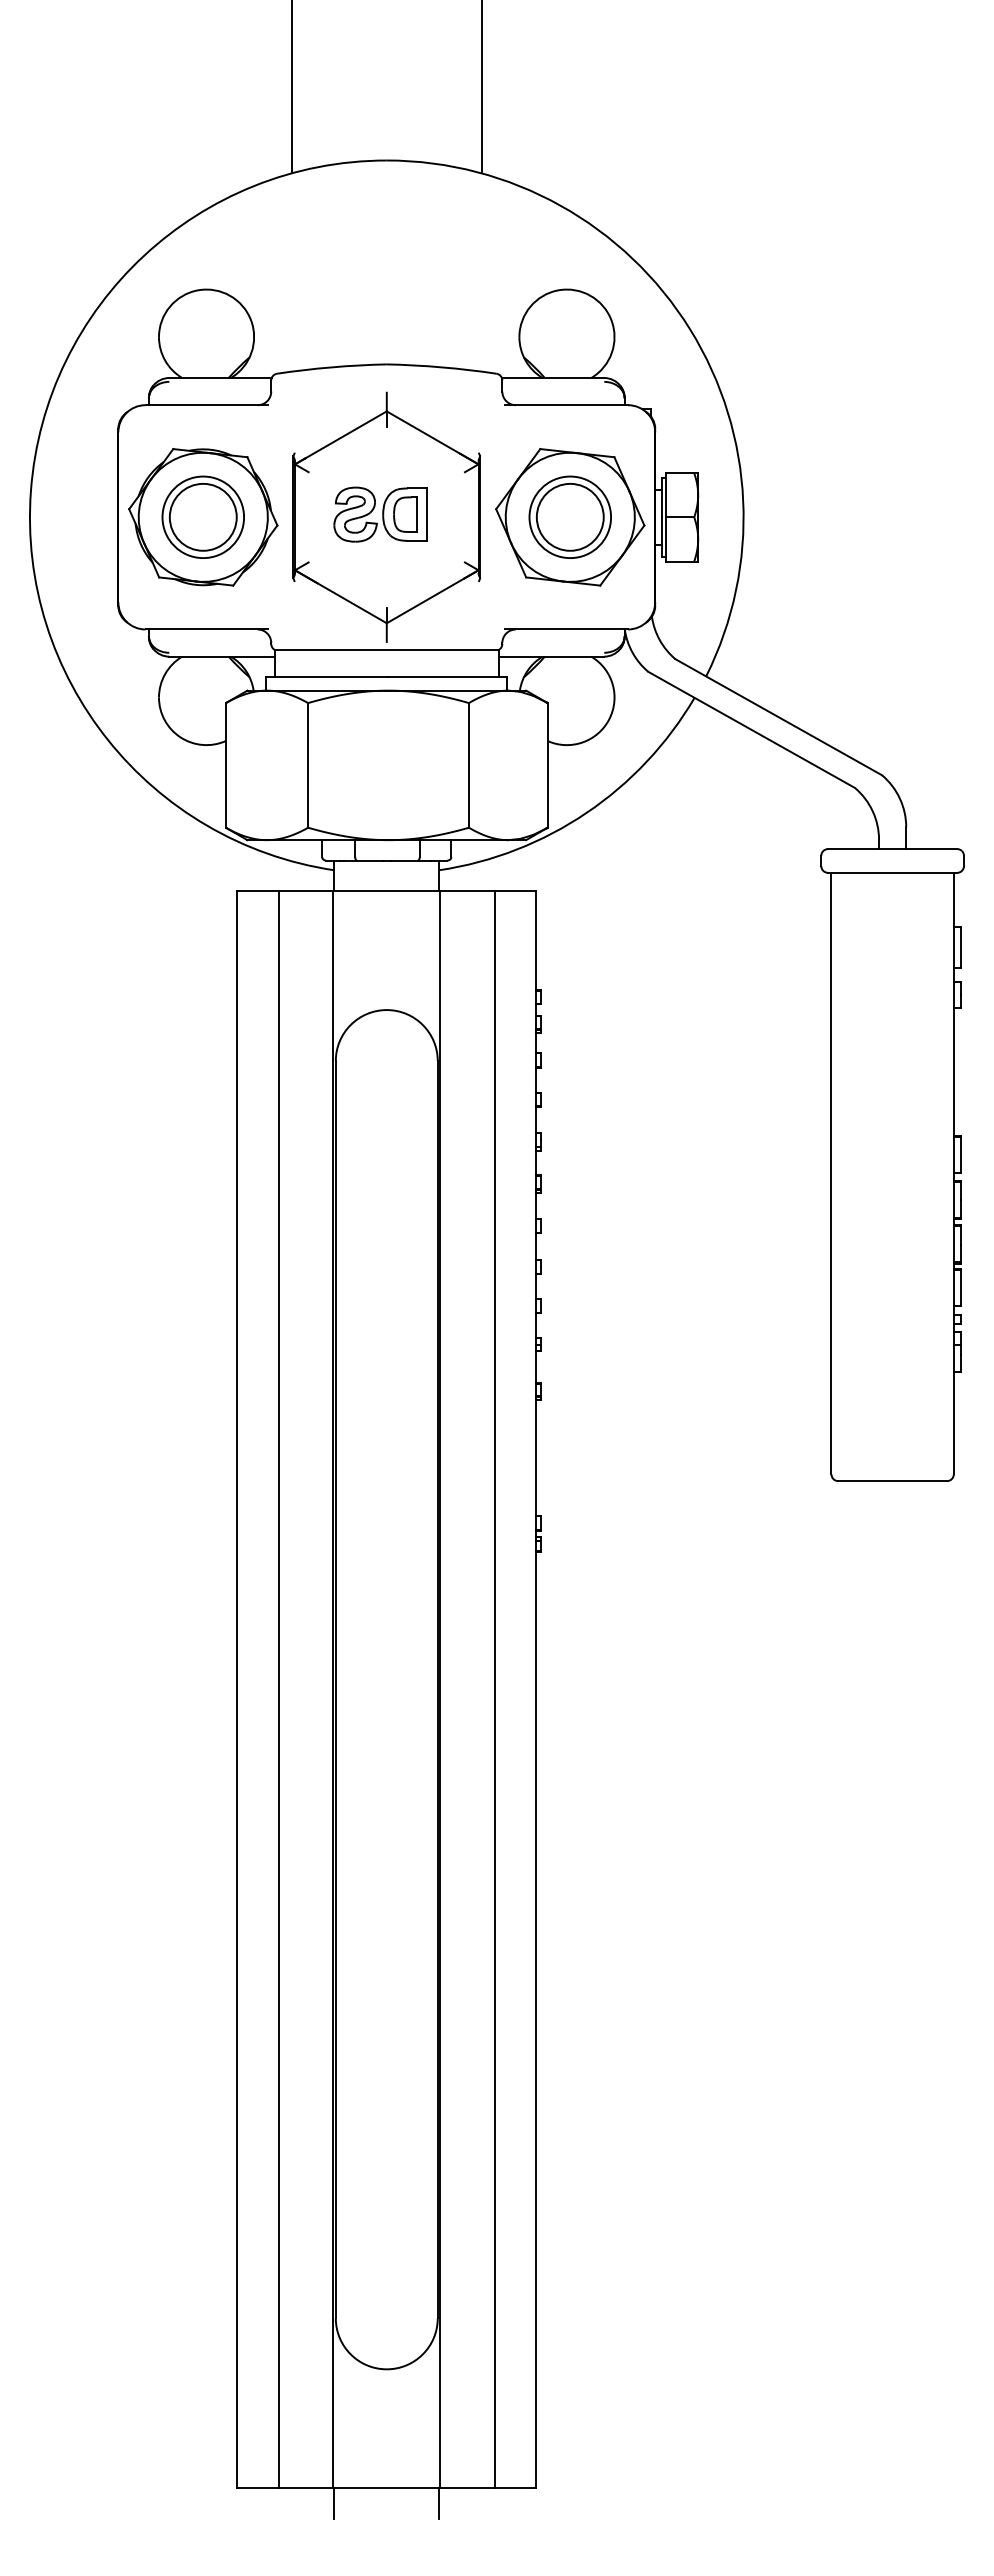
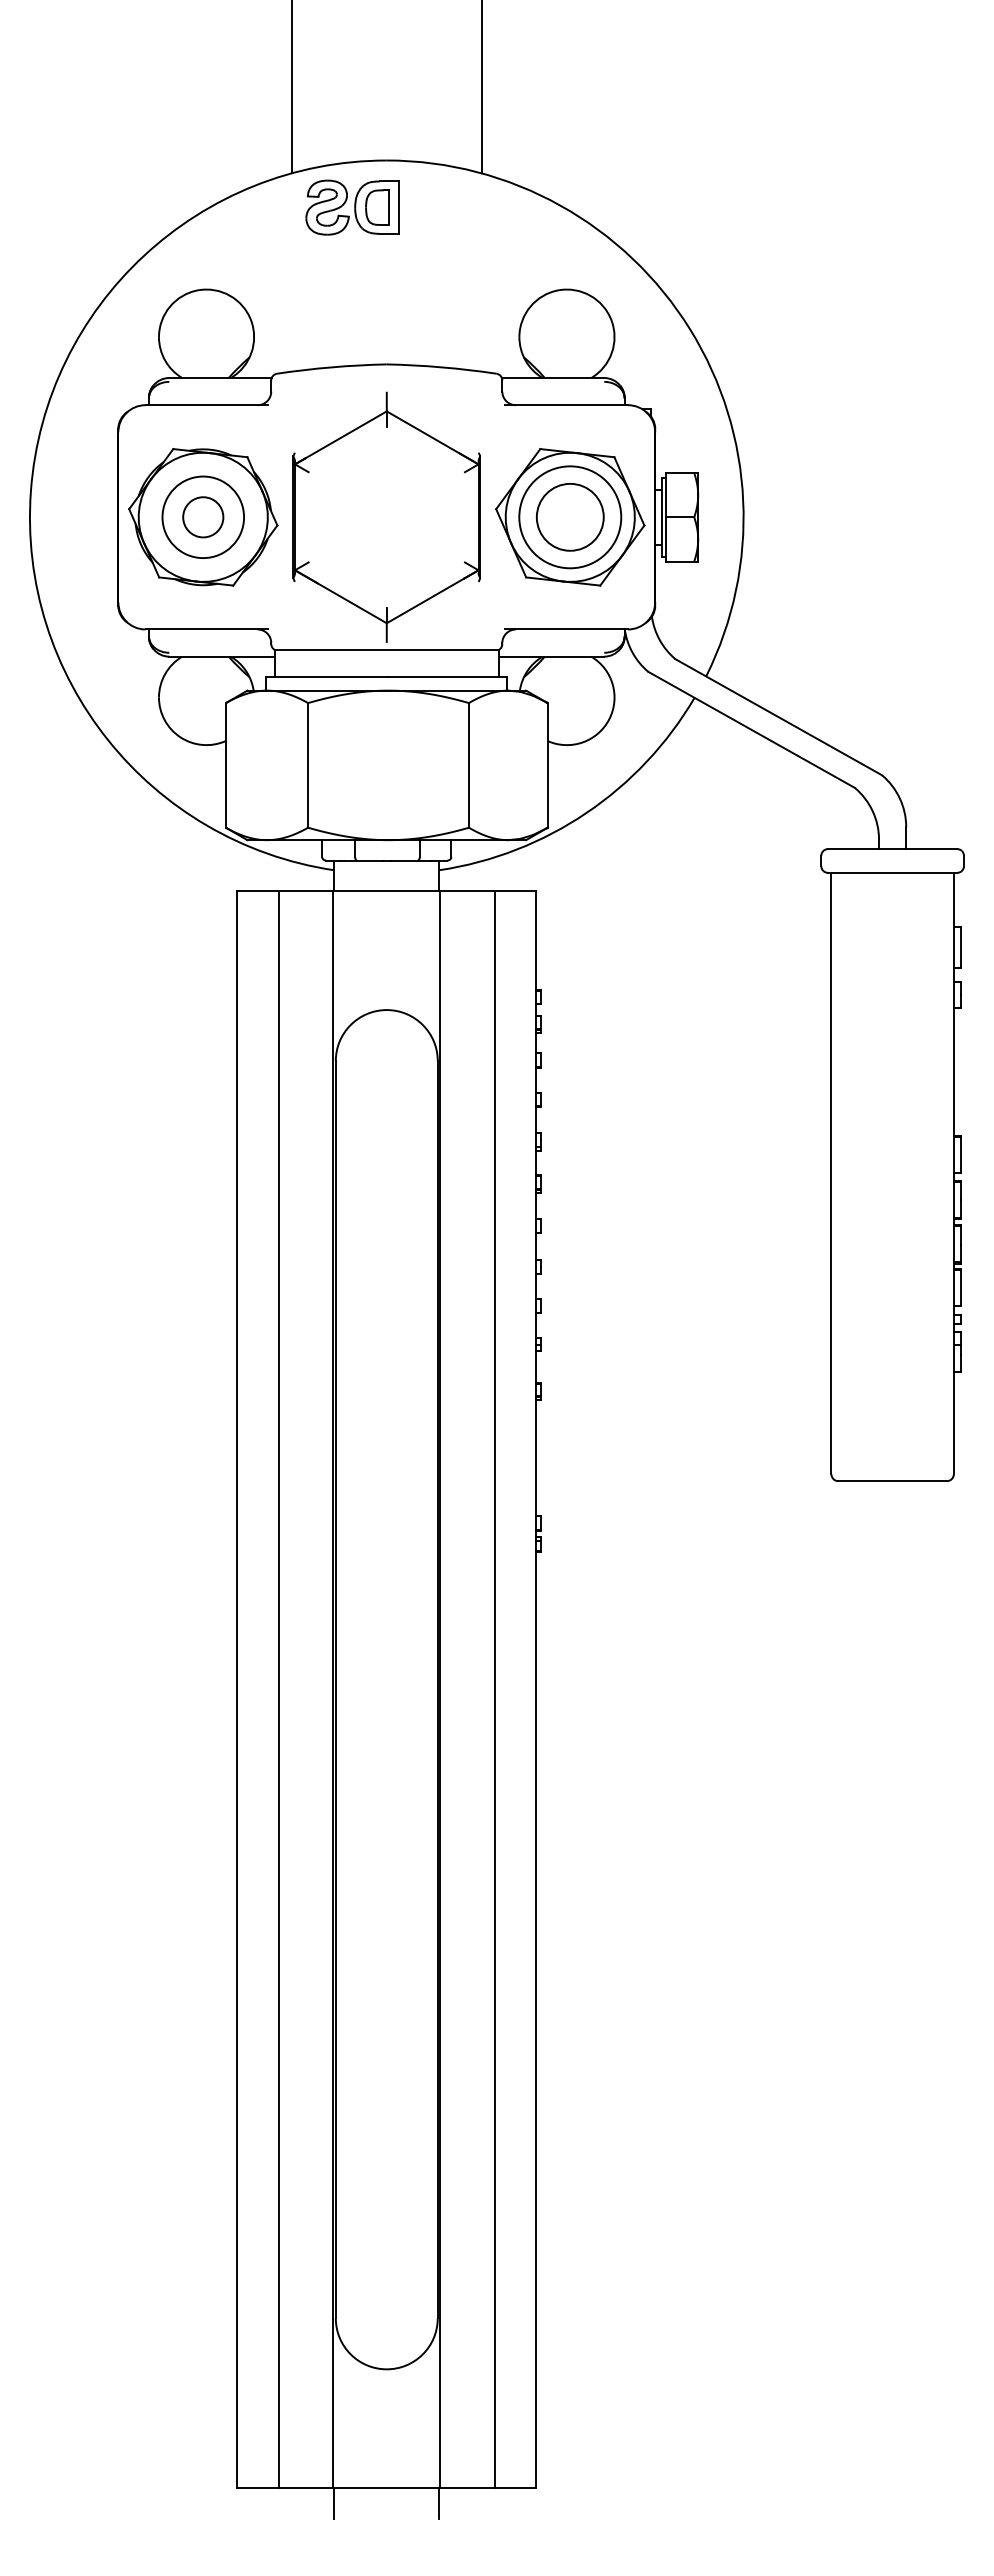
part position: (380, 514) -> (352, 207) (352, 207)
circle diameter: 67 px -> 40 px (203, 517)
circle diameter: 82 px -> 102 px (570, 517)
